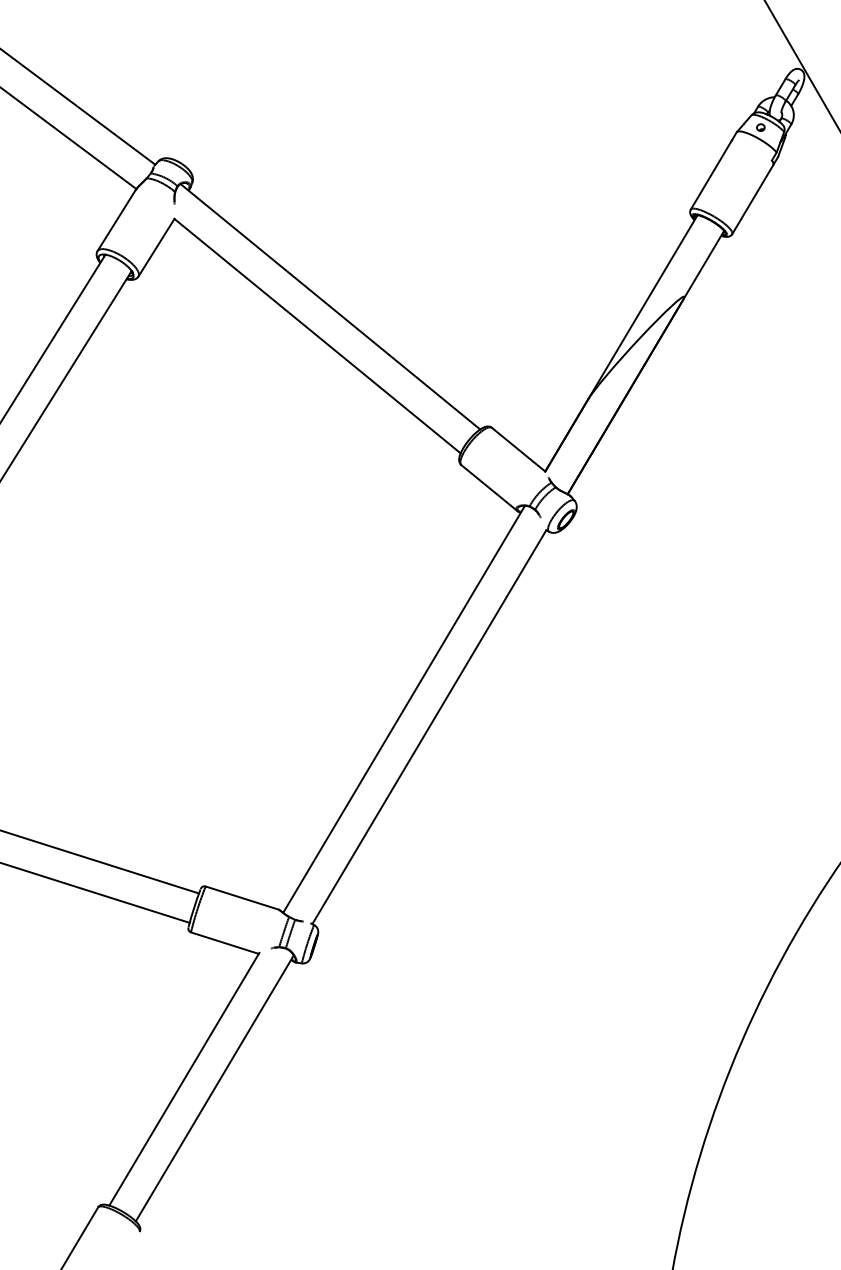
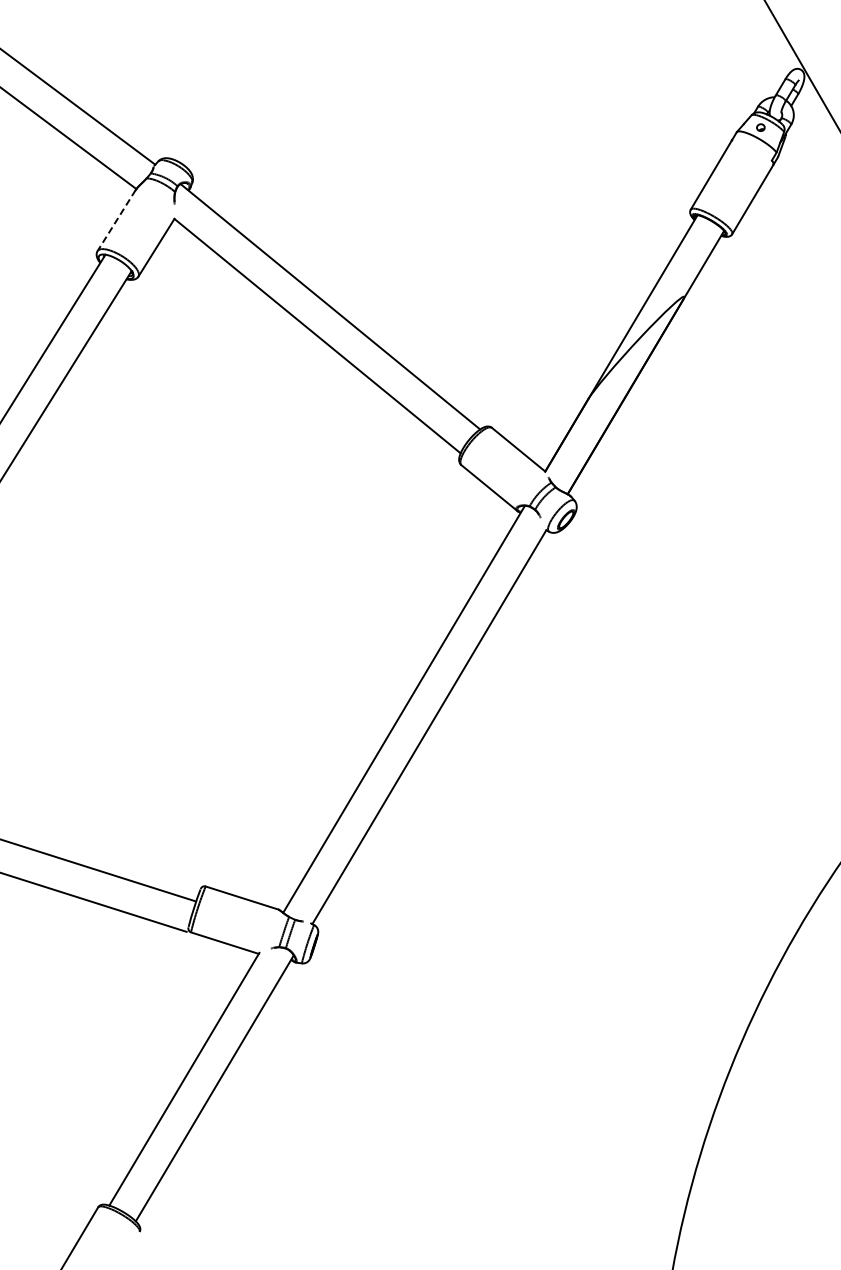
line: solid -> dashed (116, 220)
line position: (100, 862) -> (99, 870) (99, 870)
line position: (95, 892) -> (94, 902) (94, 902)
